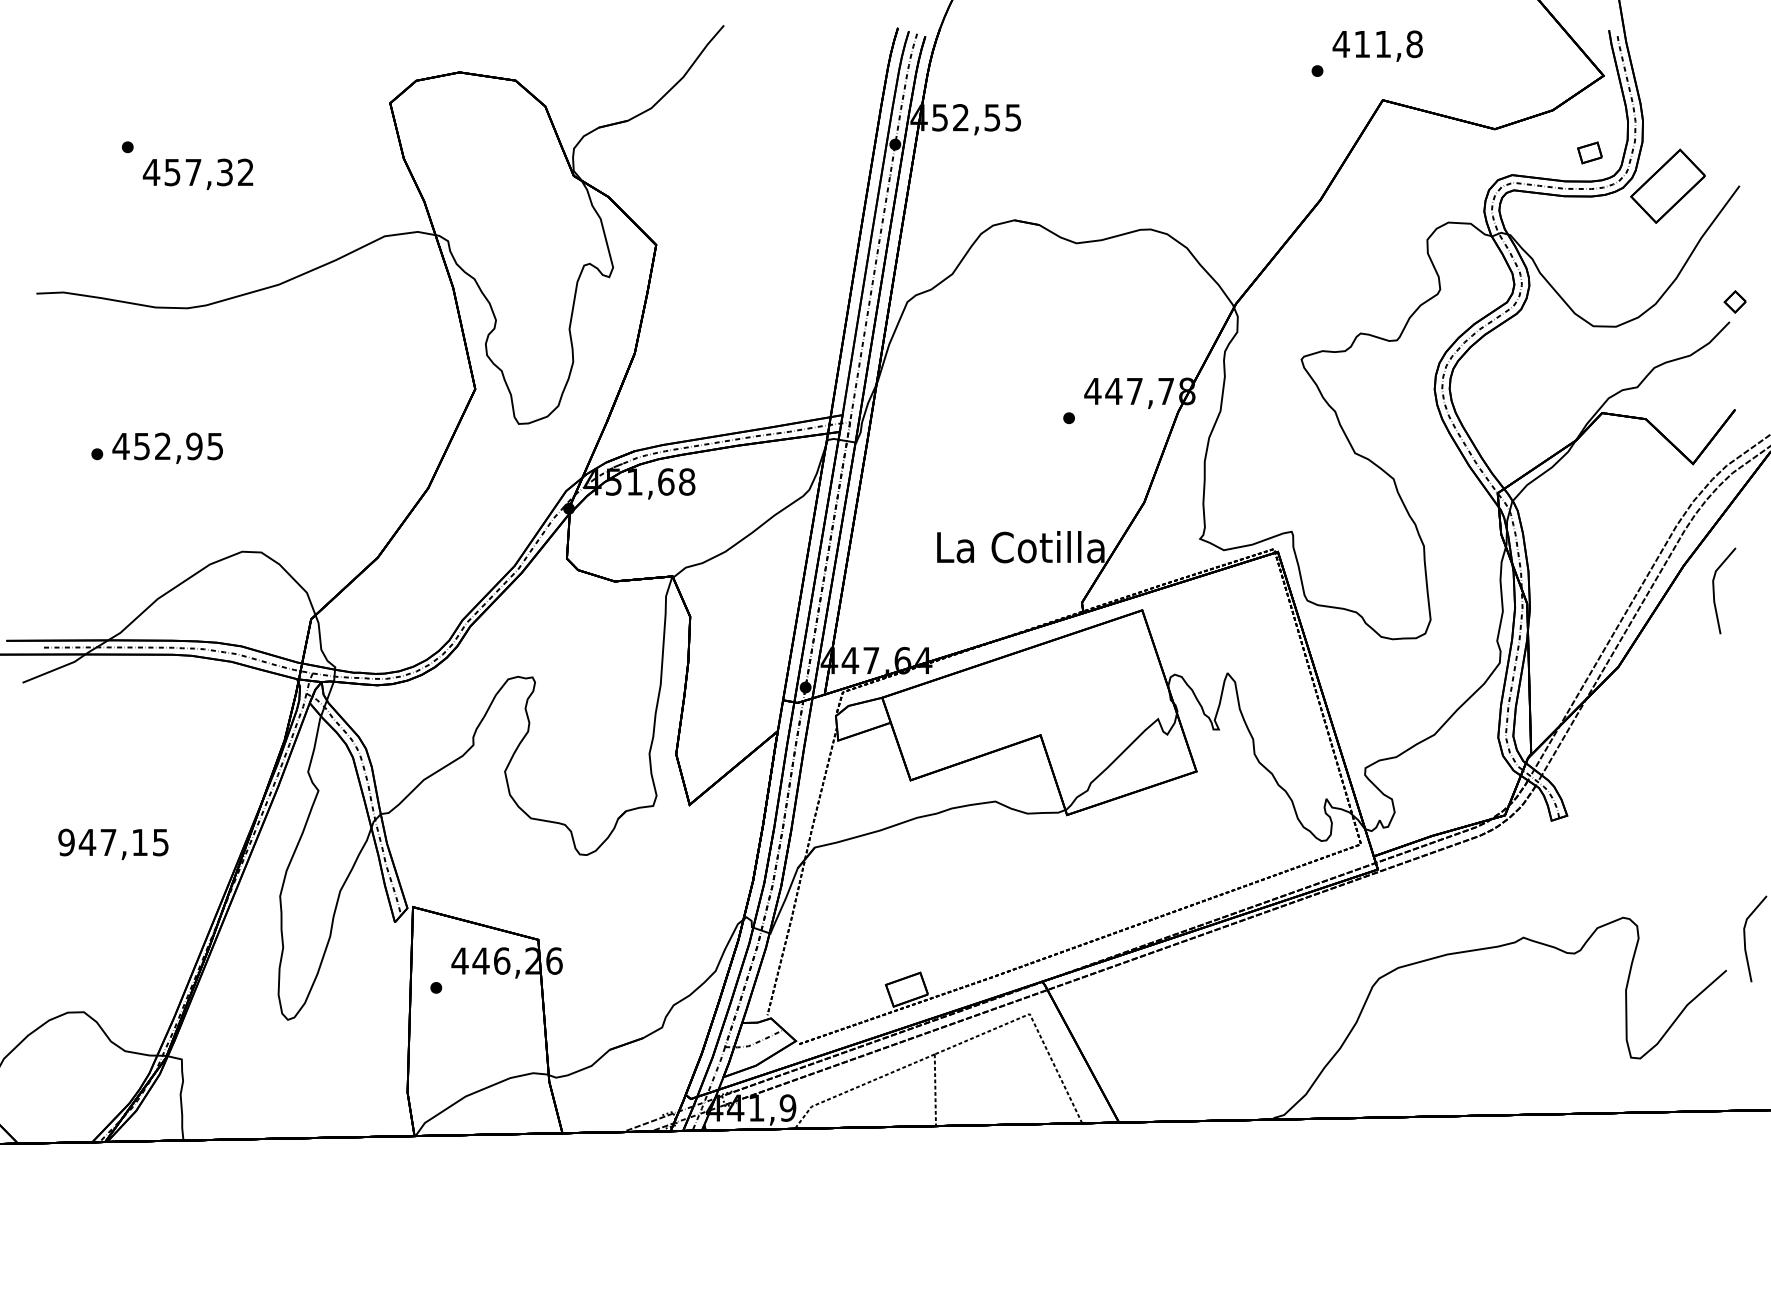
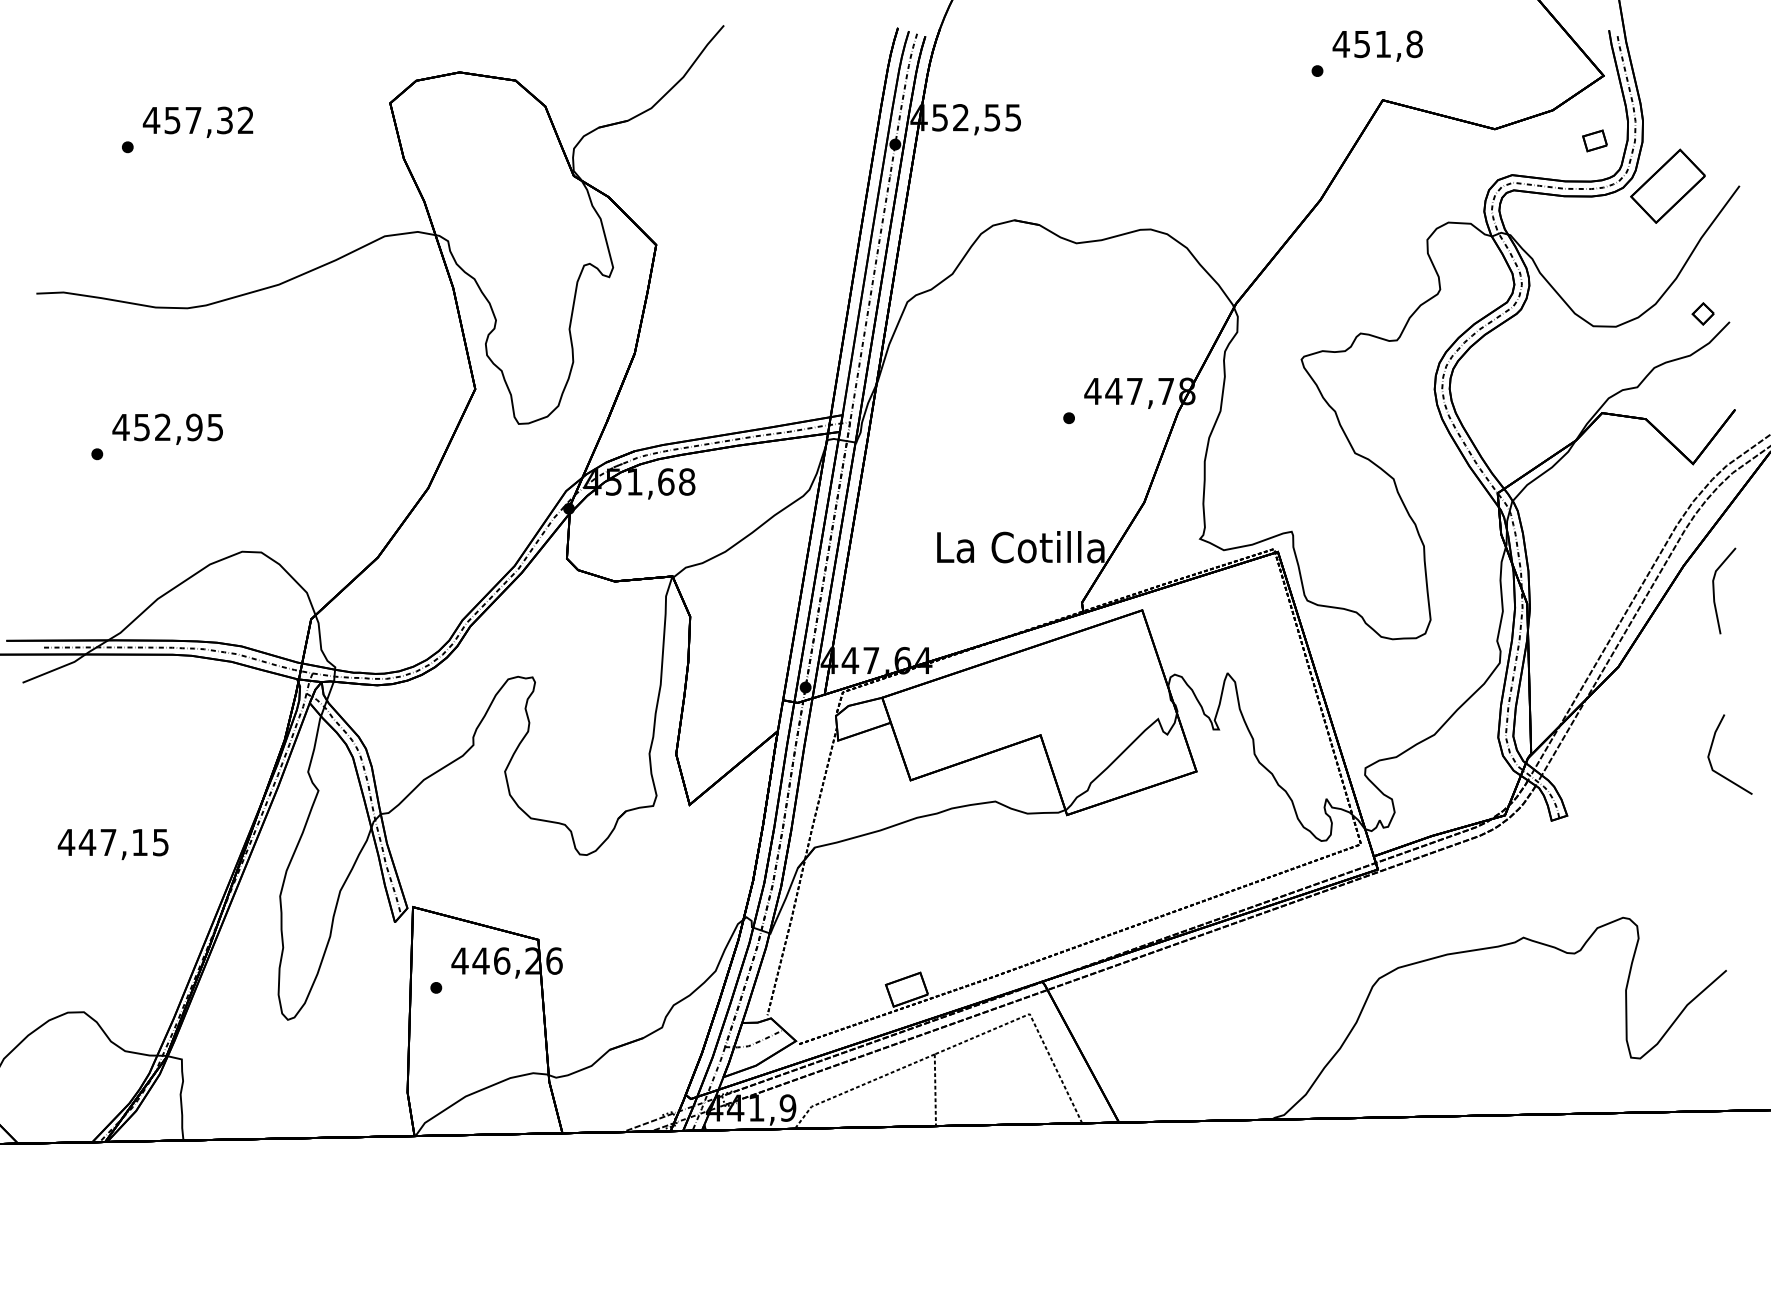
text: 411,8 -> 451,8 (1361, 44)
part position: (1589, 152) -> (1594, 140) (1594, 140)
text position: (197, 173) -> (197, 121) (197, 121)
part position: (1734, 301) -> (1702, 313) (1702, 313)
text position: (167, 447) -> (167, 428) (167, 428)
line: none -> present (1711, 750)
text: 947,15 -> 447,15 (66, 842)
line: present -> none (1745, 938)
